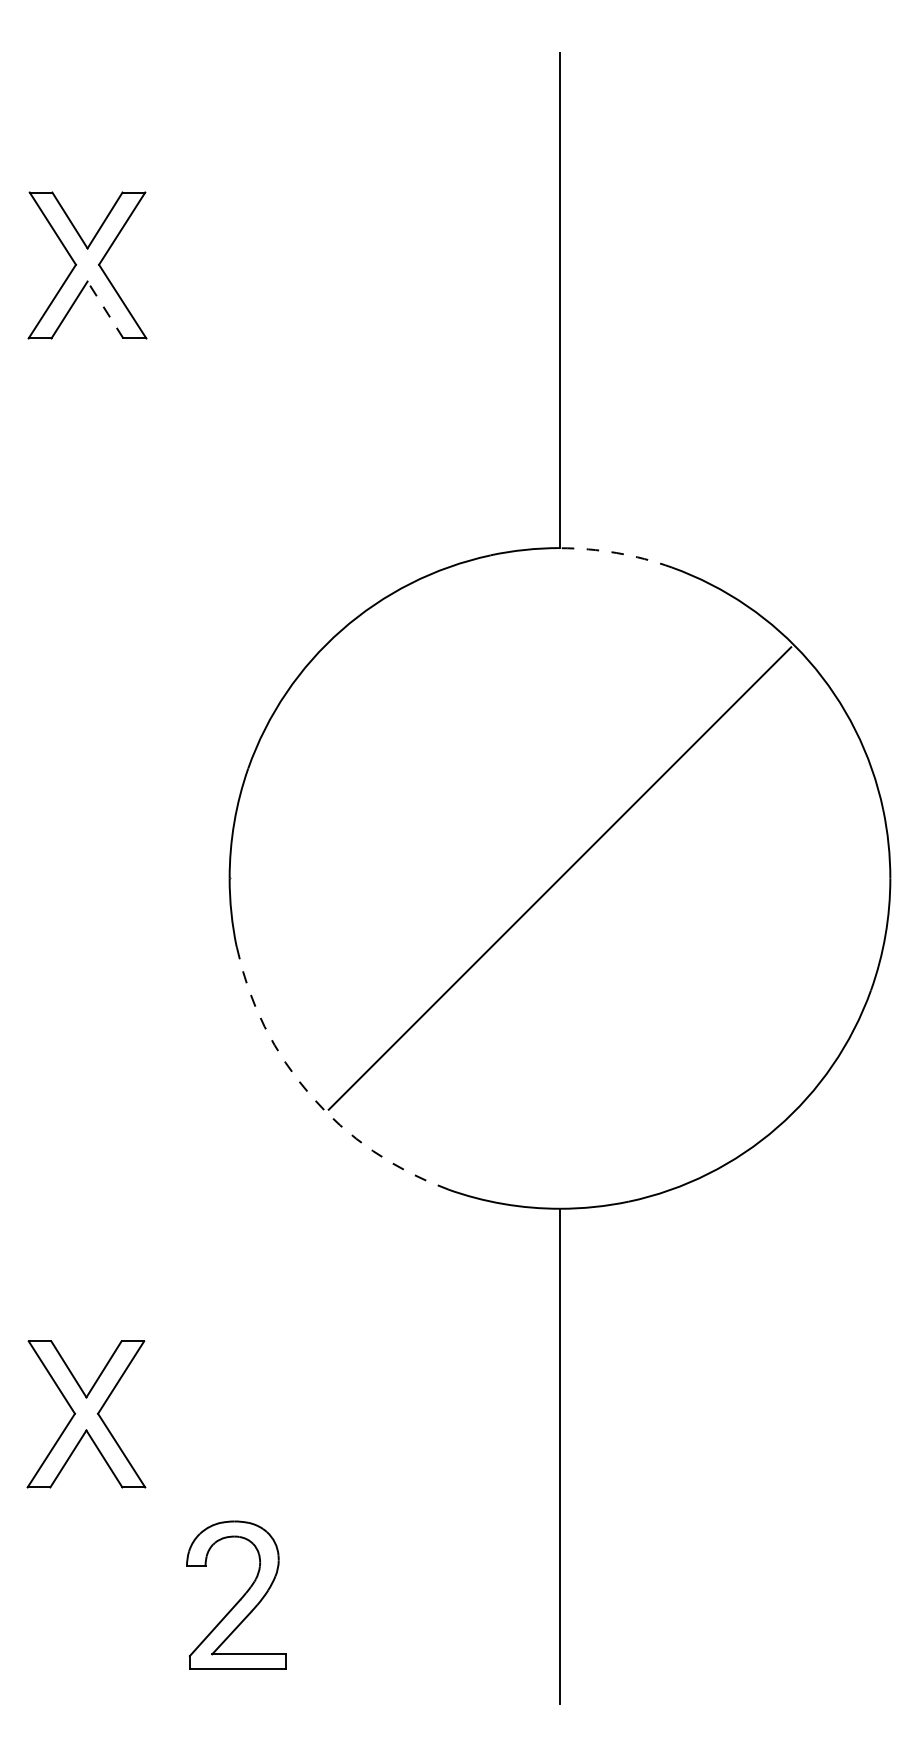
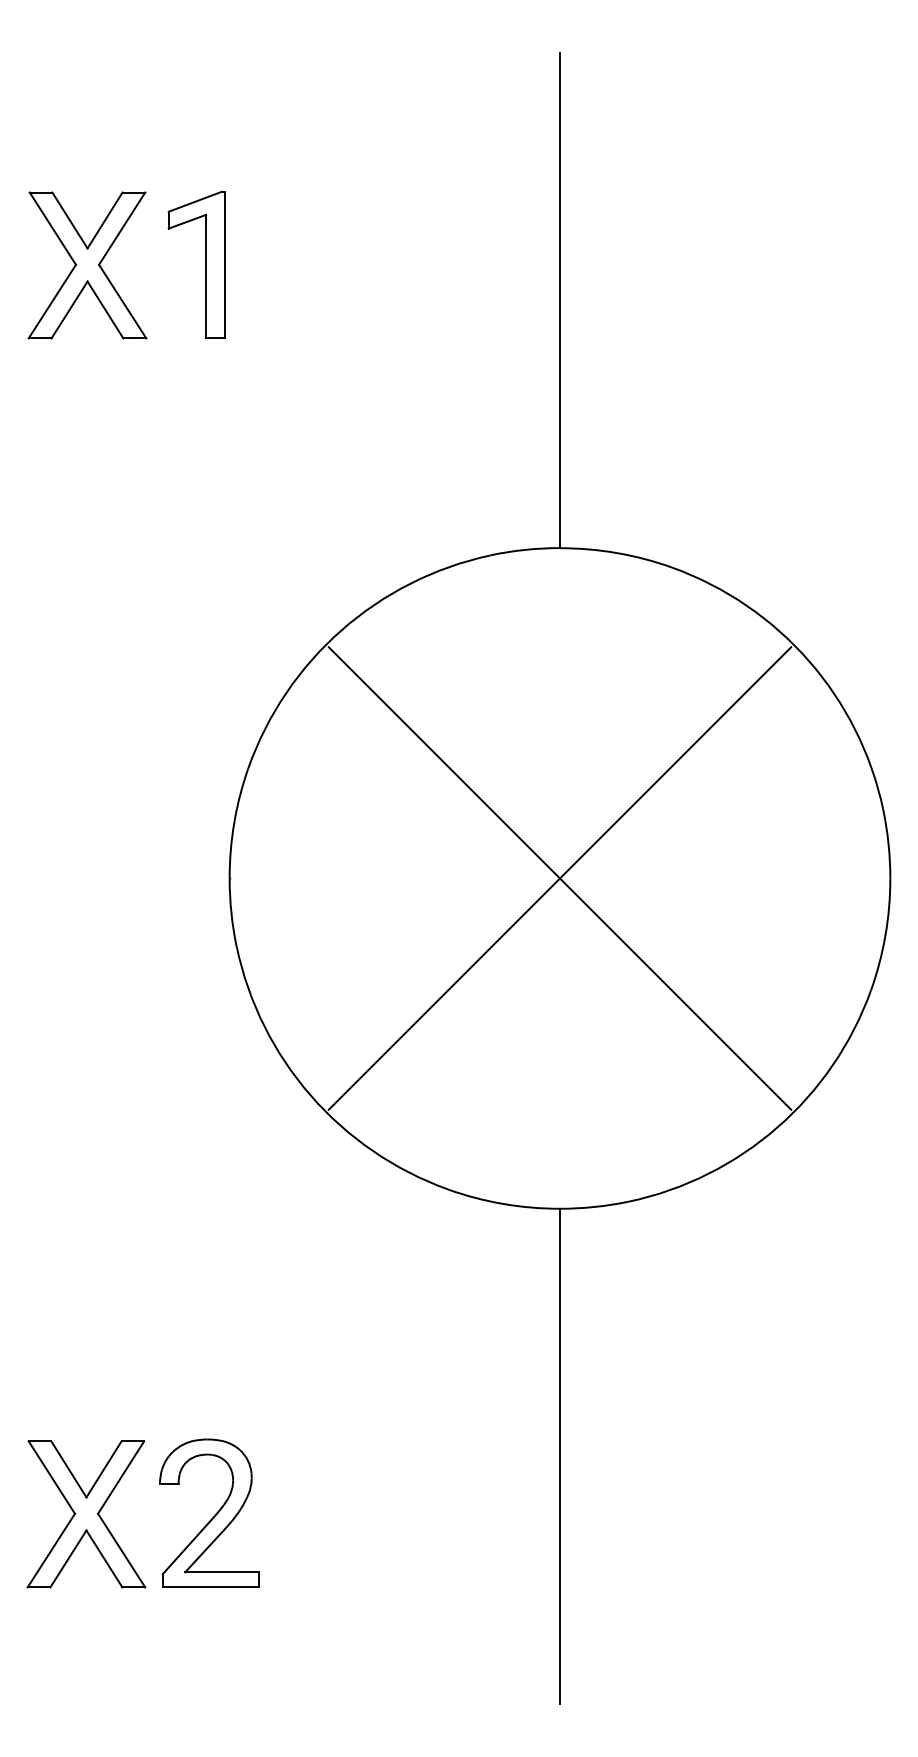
part: none -> present (205, 264)
line: dashed -> solid (105, 310)
arc: dashed -> solid (616, 553)
line: none -> present (559, 878)
arc: dashed -> solid (310, 1095)
part position: (86, 1414) -> (86, 1514) (86, 1514)
part position: (236, 1594) -> (209, 1512) (209, 1512)
